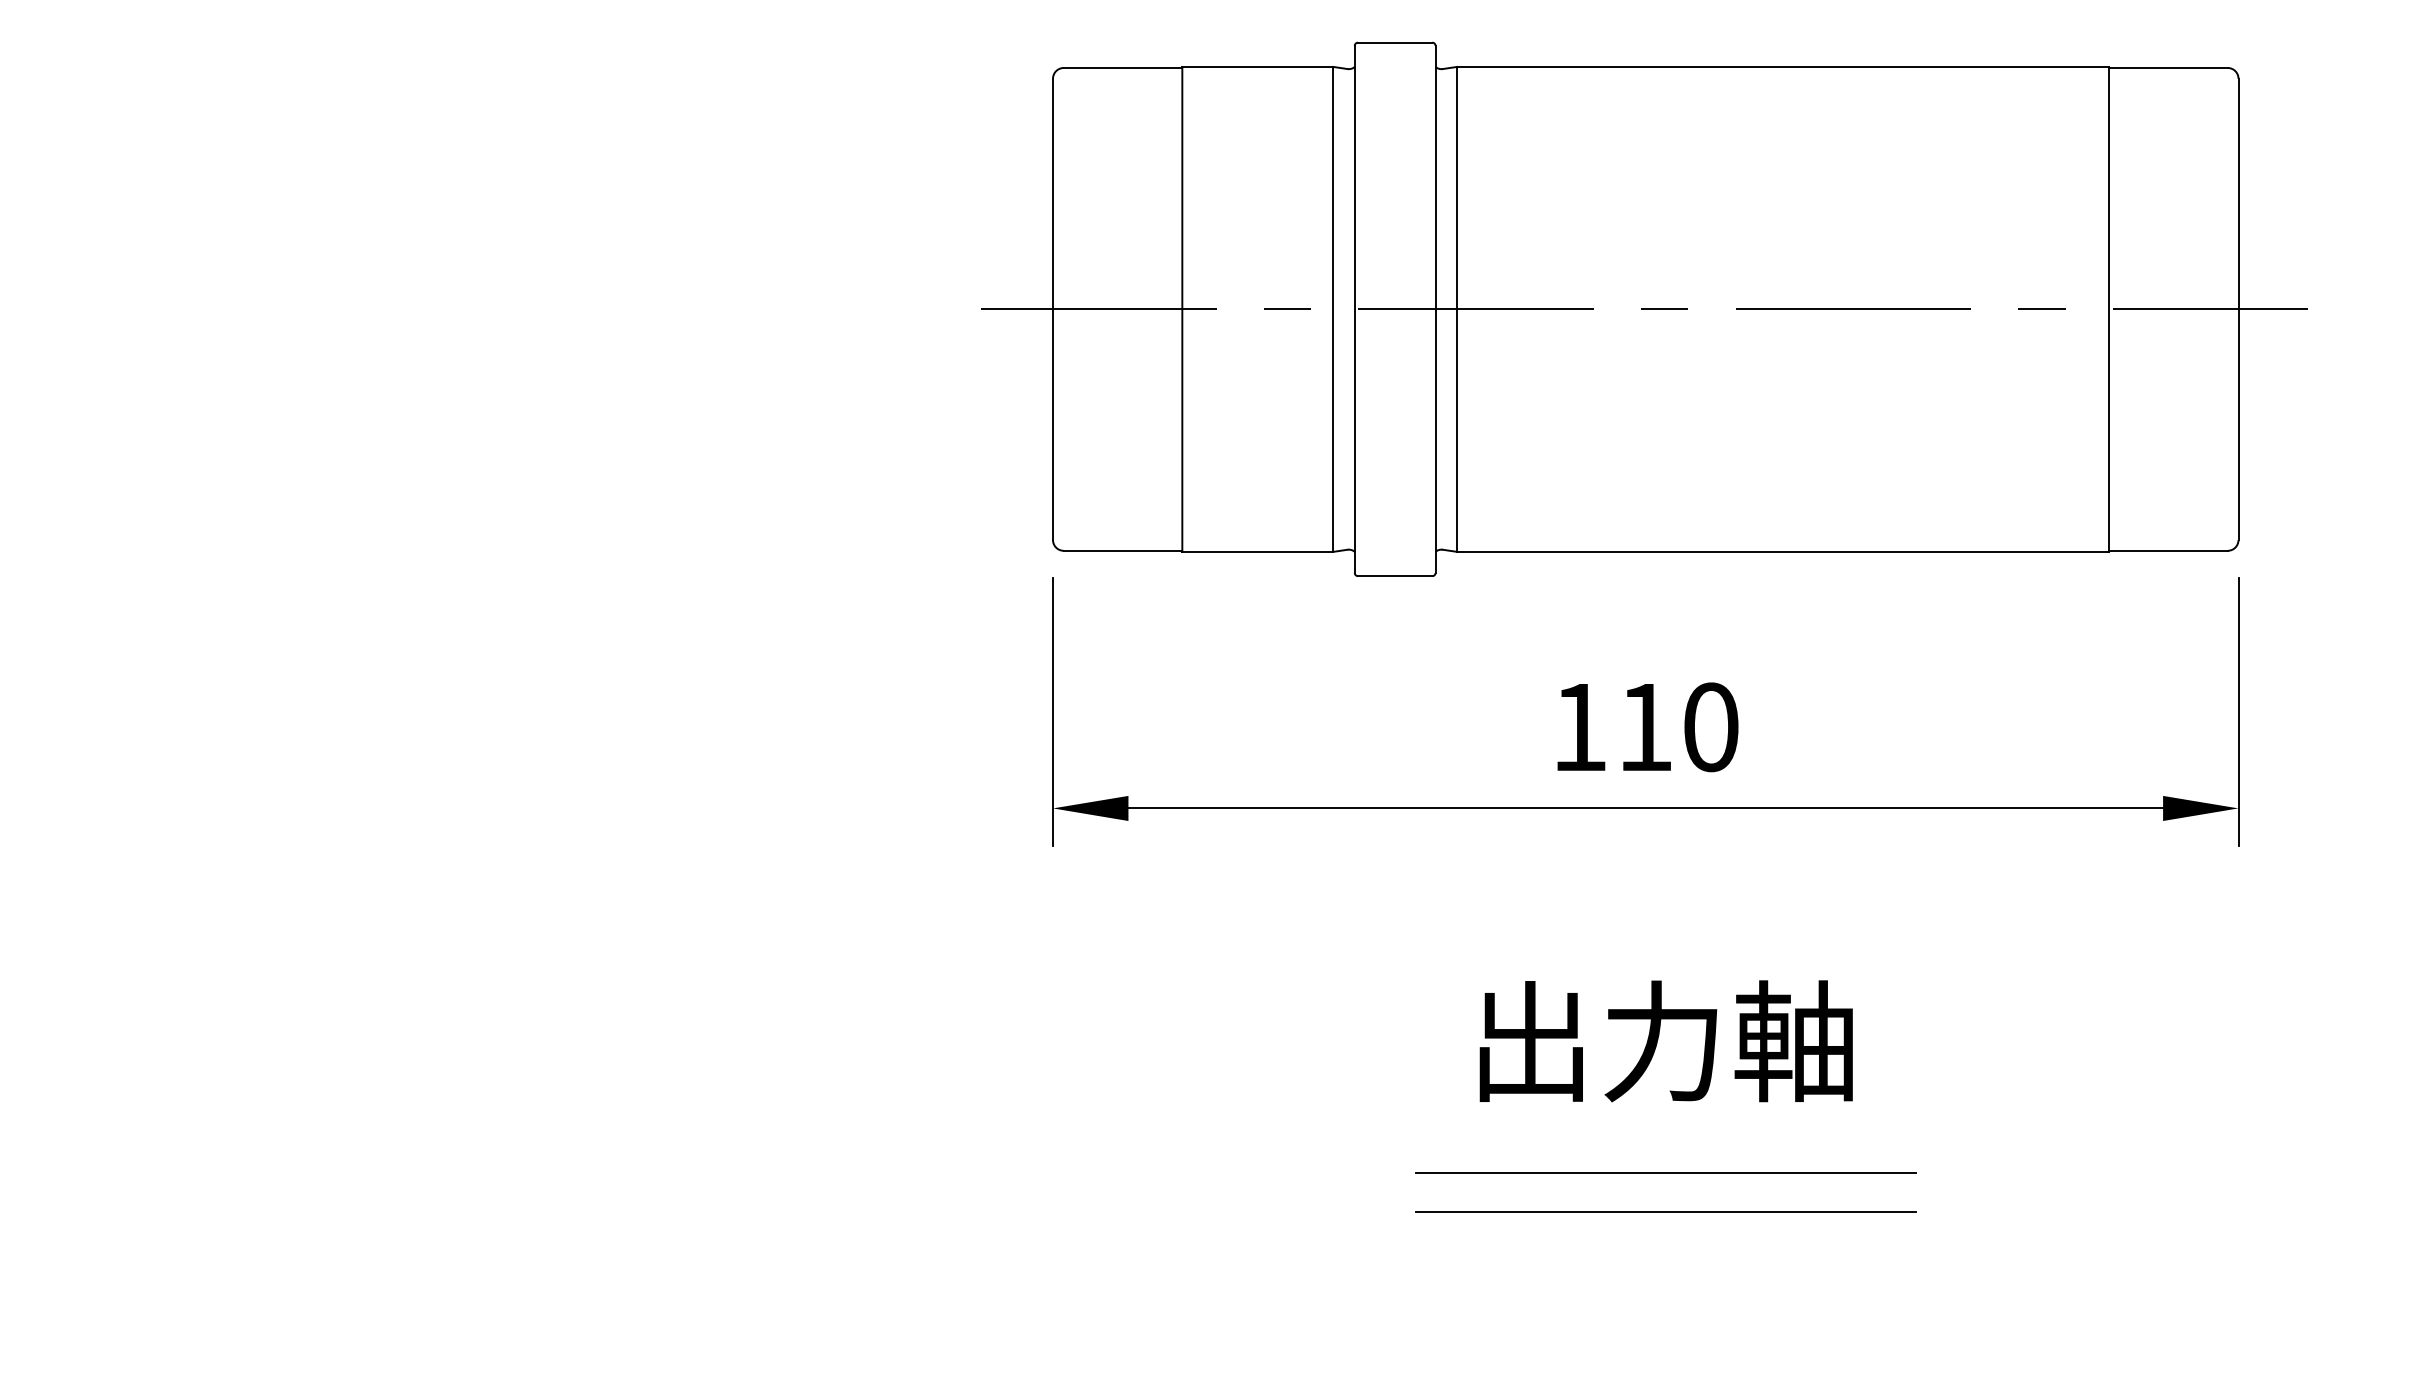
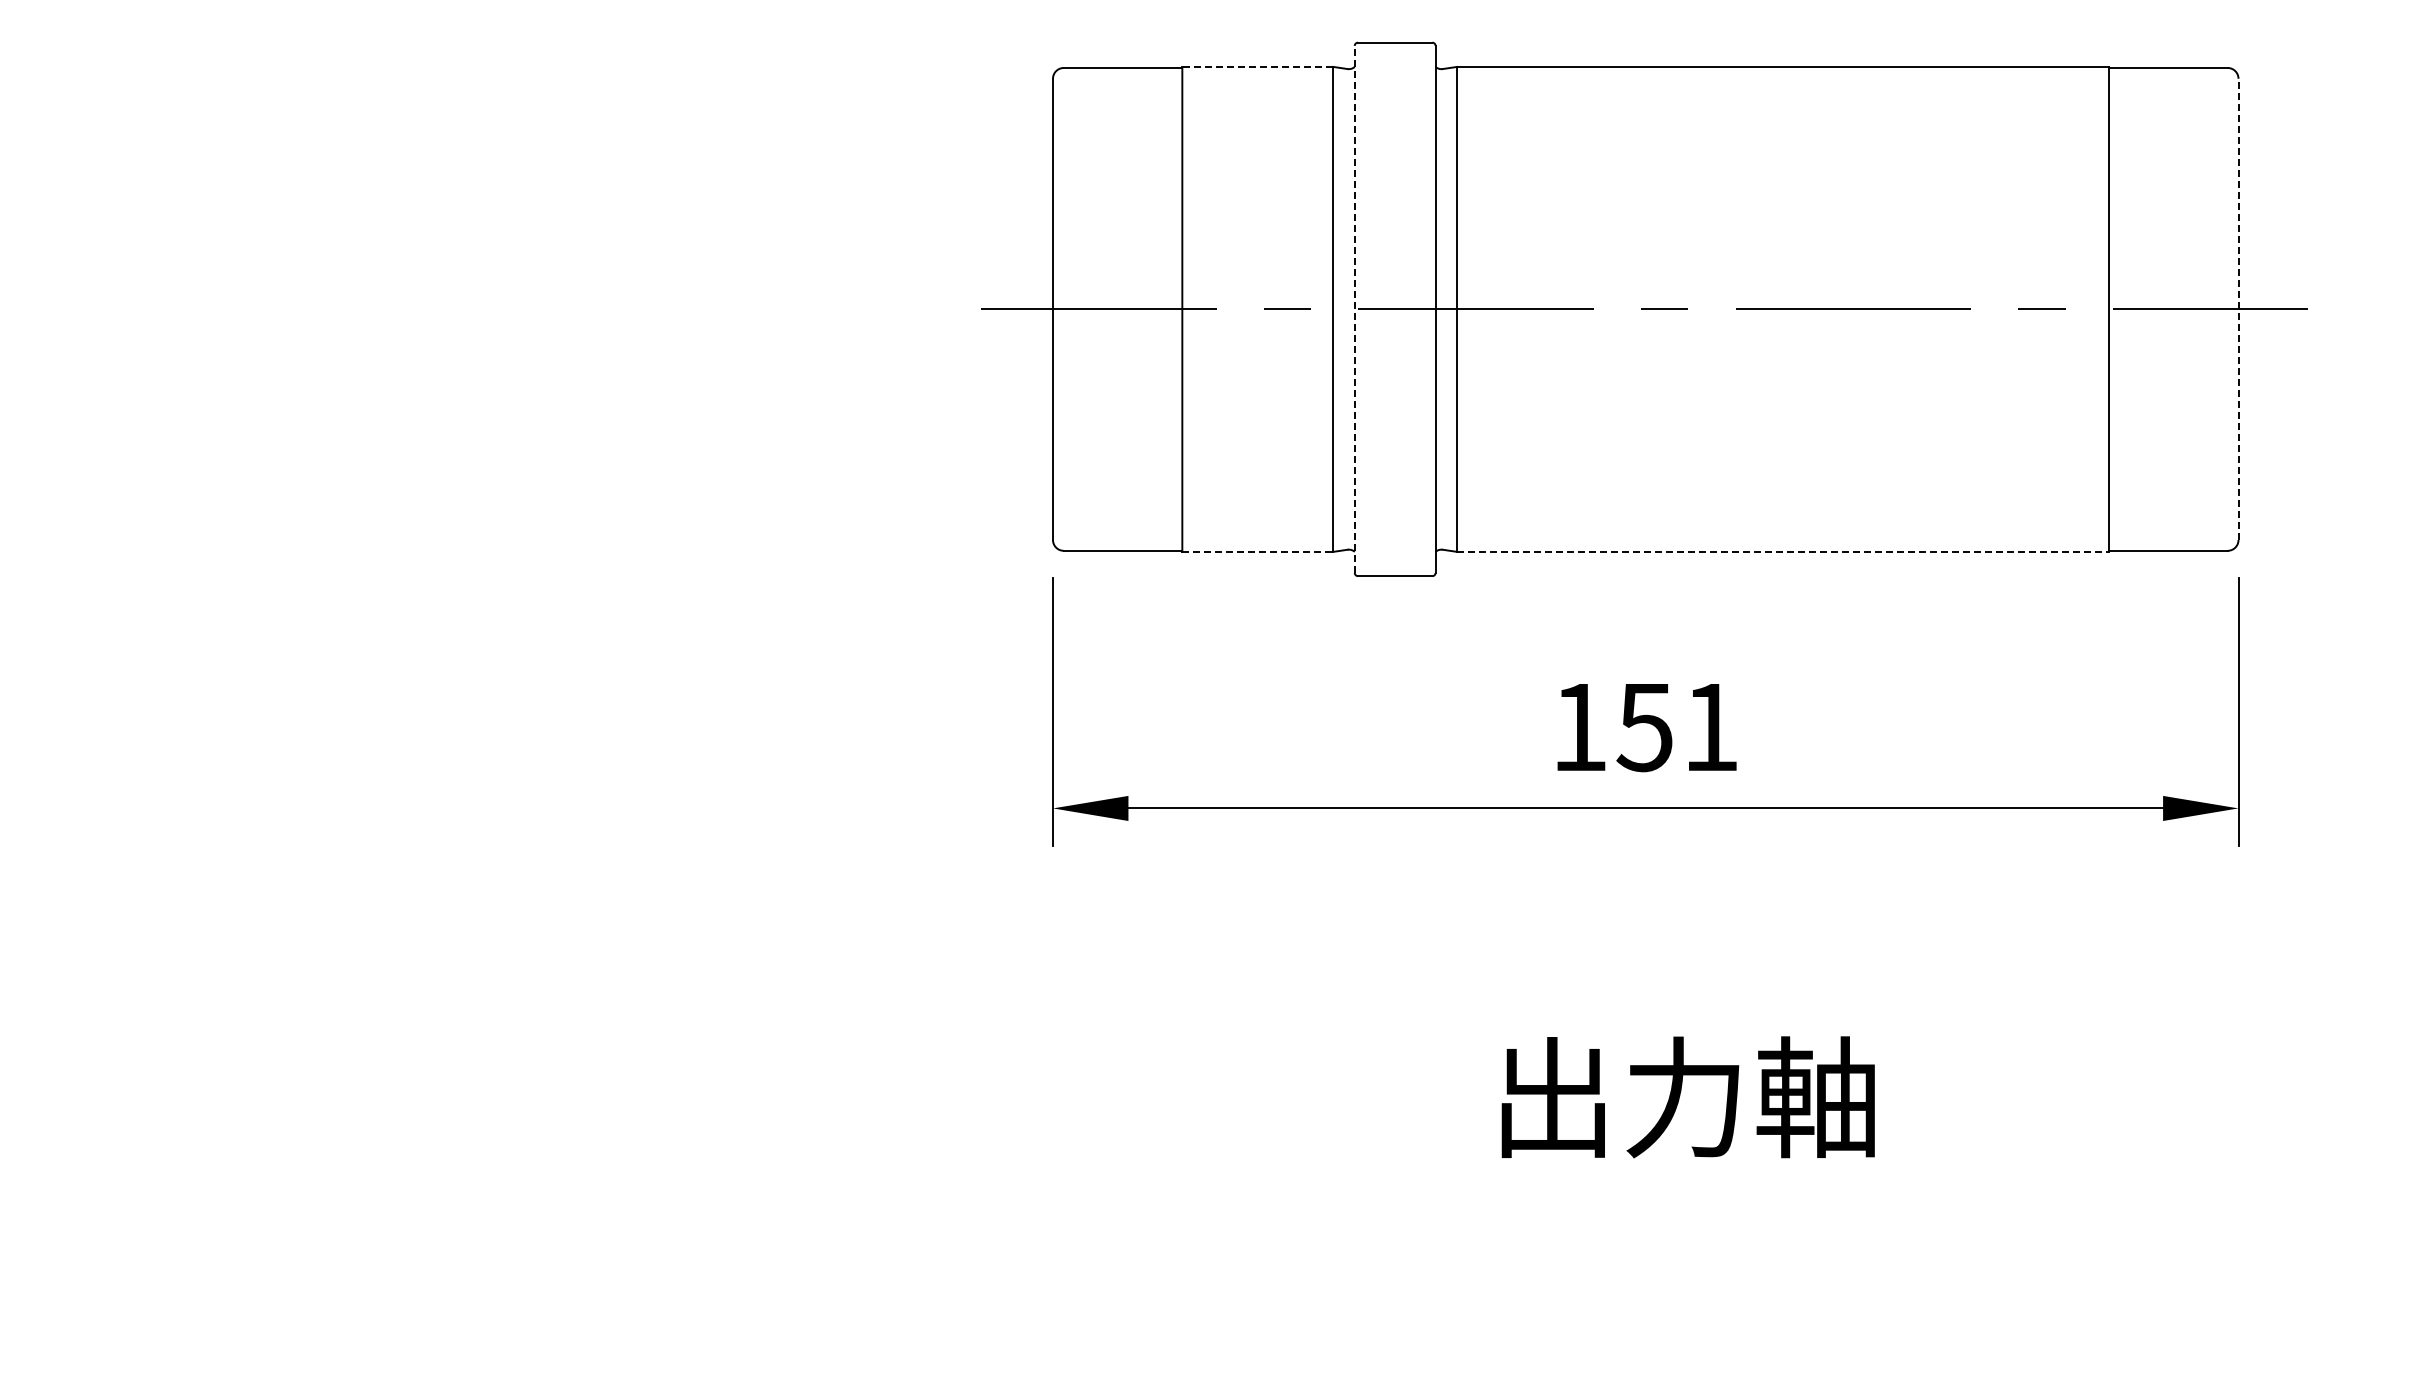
line: solid -> dashed (1257, 66)
line: solid -> dashed (1354, 309)
line: solid -> dashed (2238, 309)
line: solid -> dashed (1258, 551)
line: solid -> dashed (1783, 551)
text: 110 -> 151 (1677, 727)
text position: (1665, 1041) -> (1687, 1097) (1687, 1097)
line: present -> none (1666, 1173)
line: present -> none (1666, 1211)
